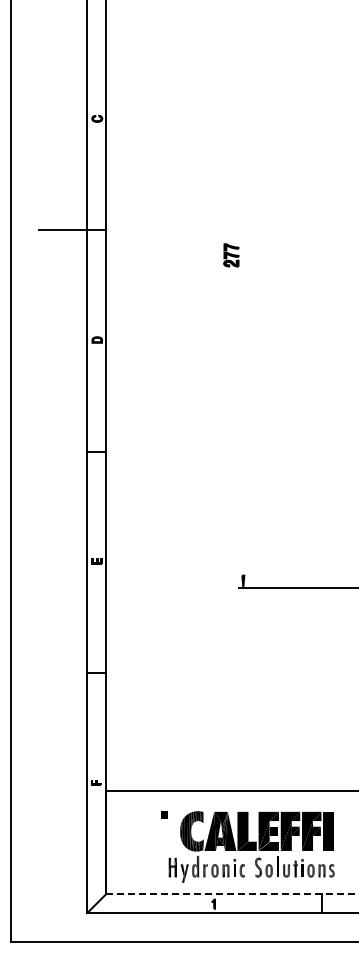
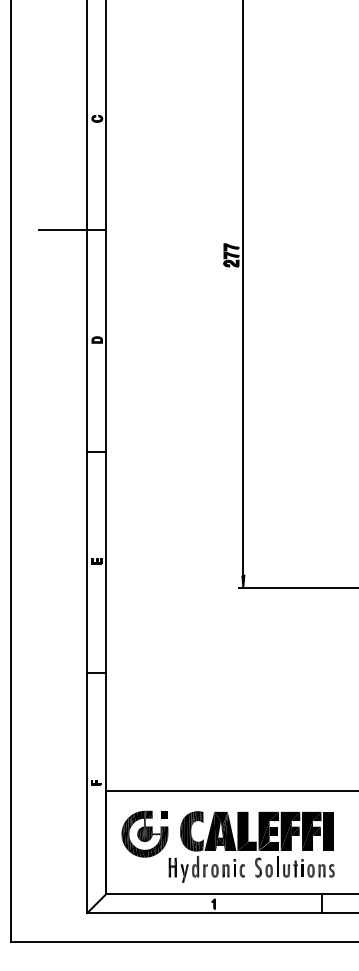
line: none -> present (243, 288)
part: none -> present (144, 833)
line: dashed -> solid (232, 893)
